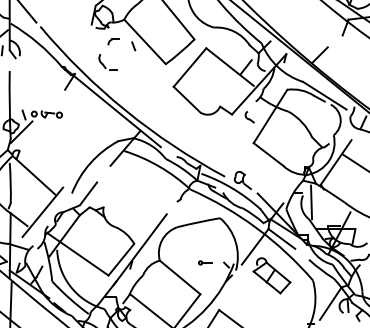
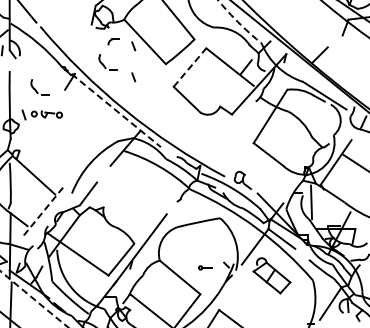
arc: solid -> dashed (238, 22)
line: solid -> dashed (190, 67)
line: none -> present (133, 77)
part: none -> present (39, 87)
line: solid -> dashed (112, 107)
part: present -> none (249, 117)
line: present -> none (21, 132)
line: solid -> dashed (42, 212)
part position: (205, 262) -> (205, 267) (205, 267)
arc: solid -> dashed (34, 299)
